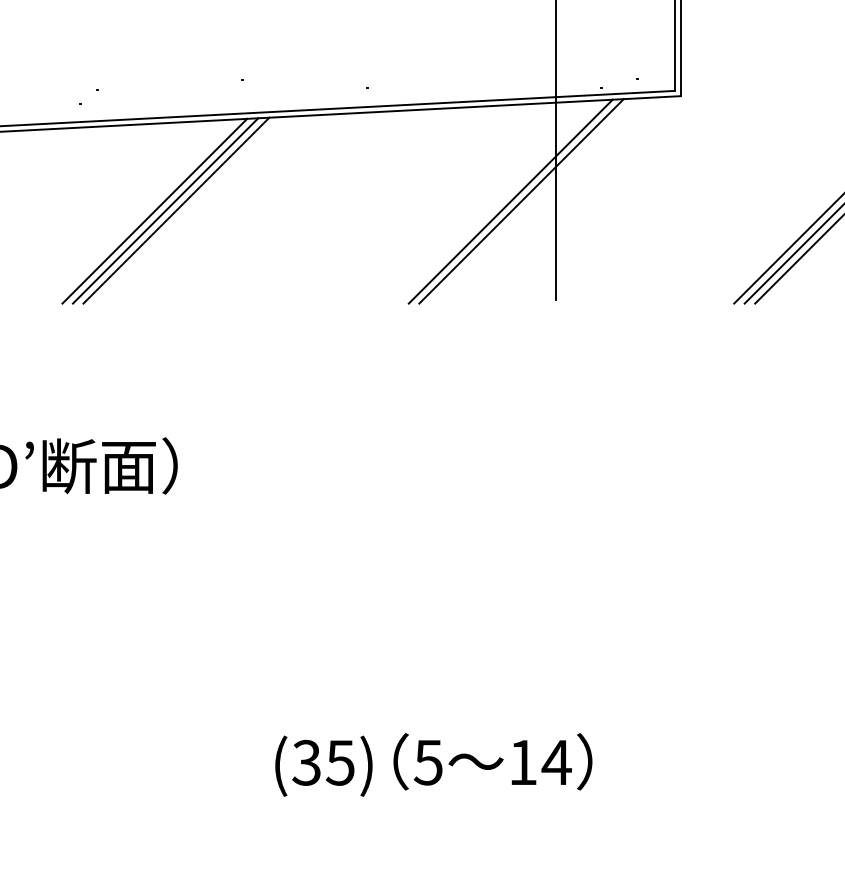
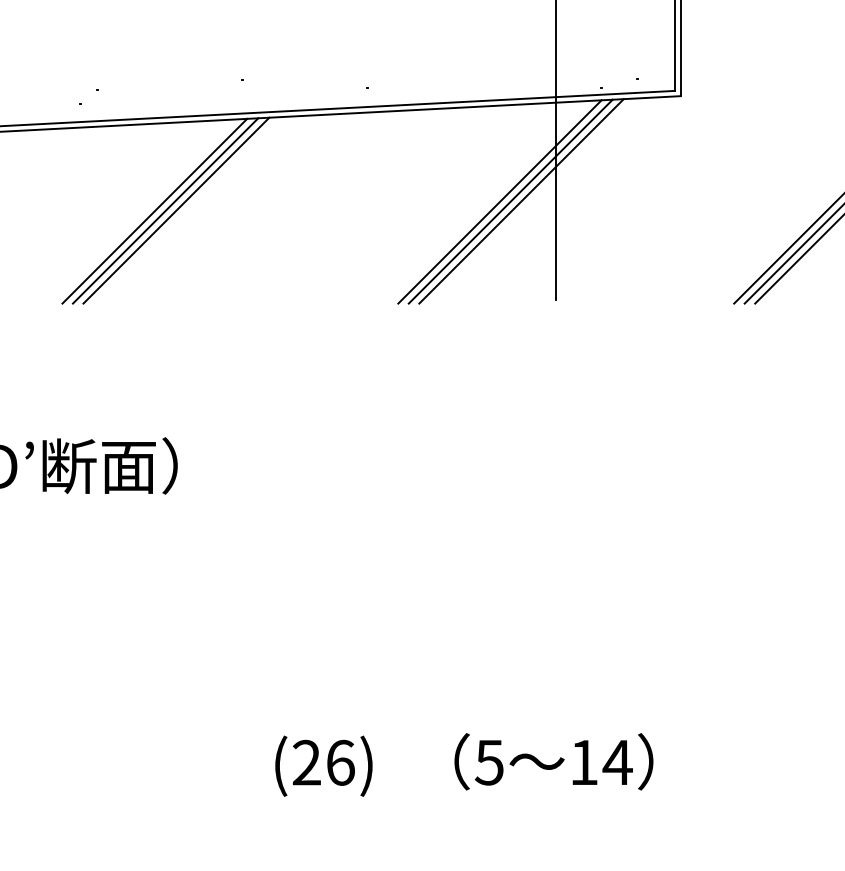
line: none -> present (499, 201)
text position: (492, 761) -> (553, 761) (553, 761)
text: (35) -> (26) (323, 762)
